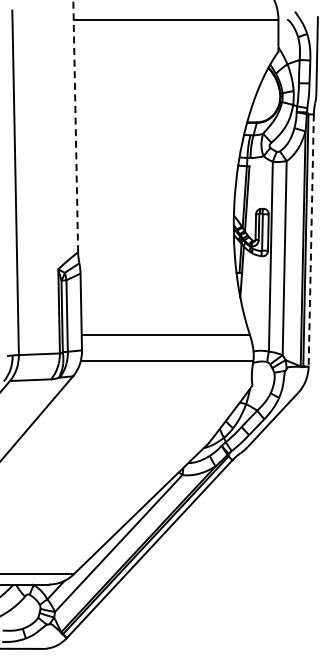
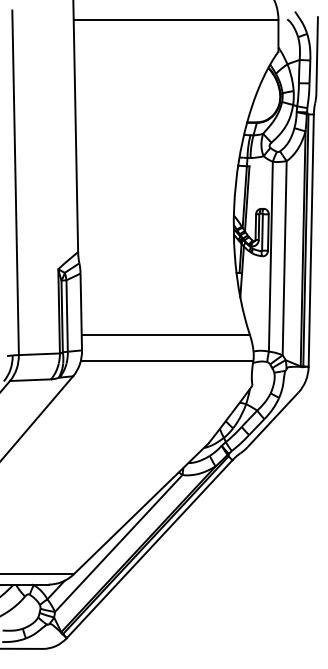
line: dashed -> solid (75, 126)
line: dashed -> solid (311, 241)
